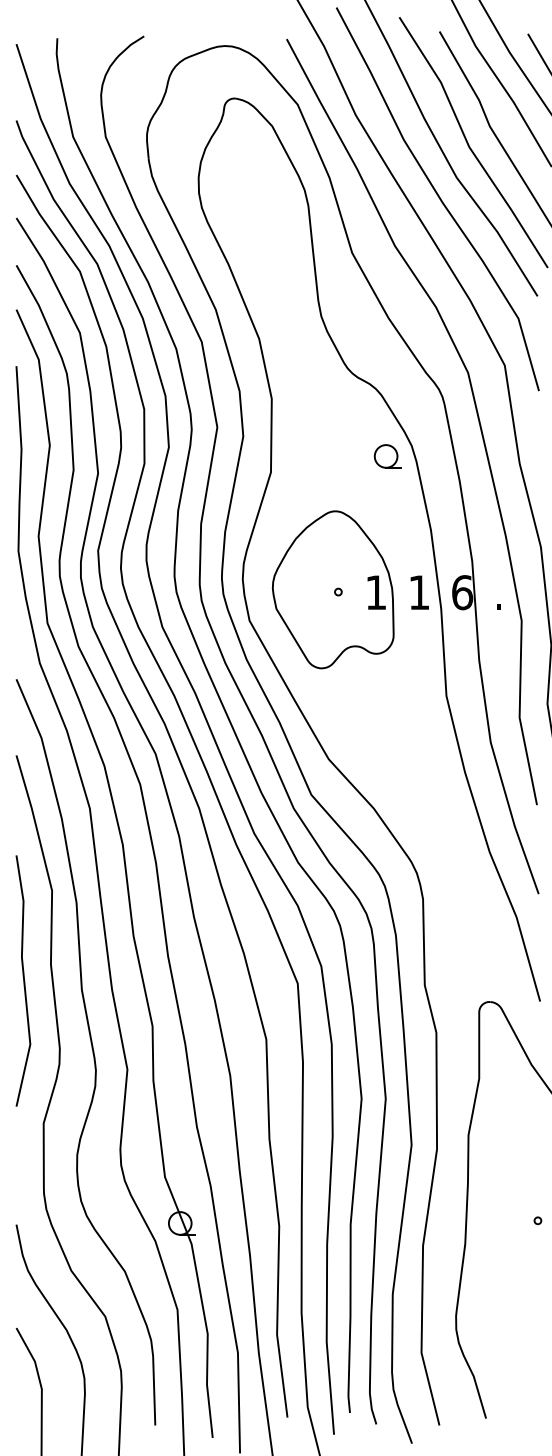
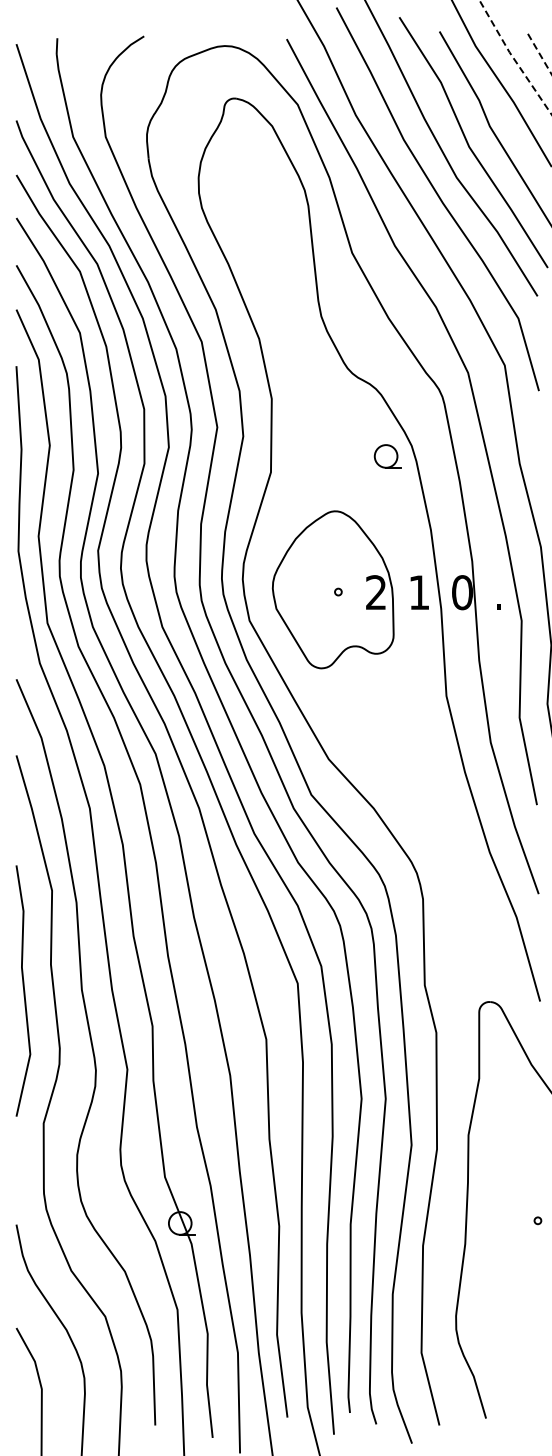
line: solid -> dashed (539, 54)
line: solid -> dashed (513, 58)
text: 1 -> 2 (375, 592)
text: 6 -> 0 (462, 592)
line position: (23, 980) -> (23, 990) (23, 990)
